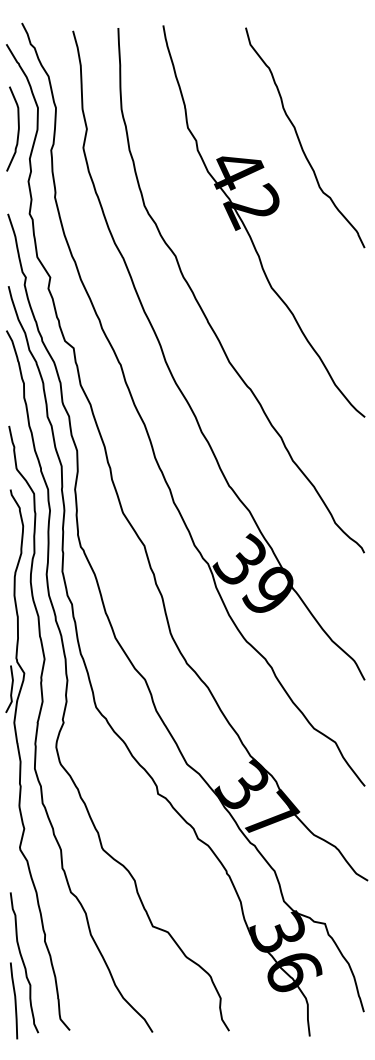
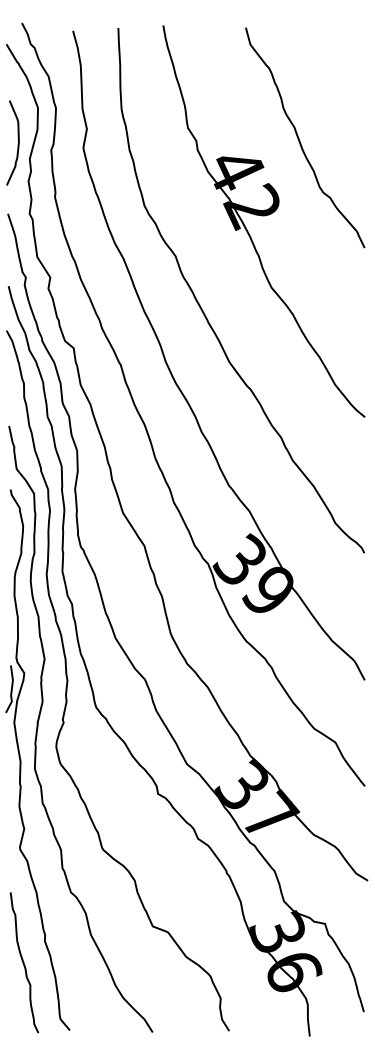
curve position: (17, 130) -> (17, 144) (17, 144)
curve: present -> none (14, 1000)
